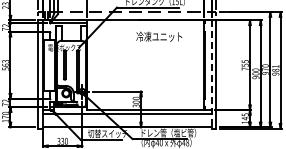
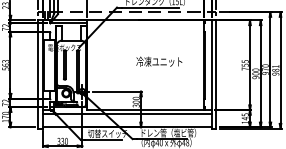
text position: (159, 36) -> (159, 61) (159, 61)
line: dashed -> solid (211, 75)
